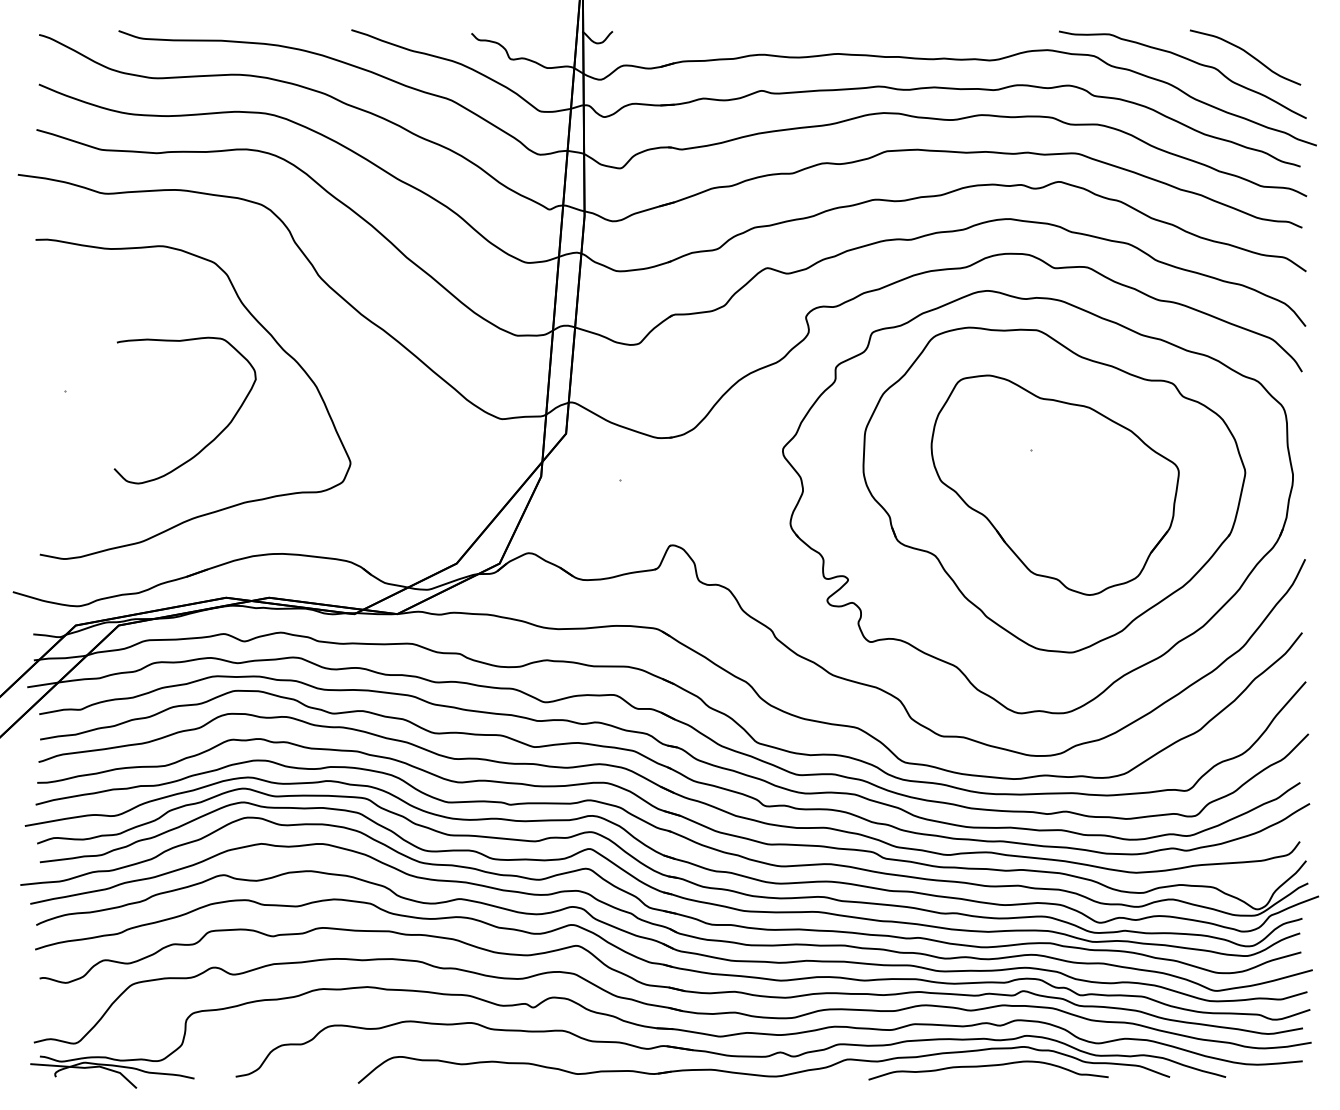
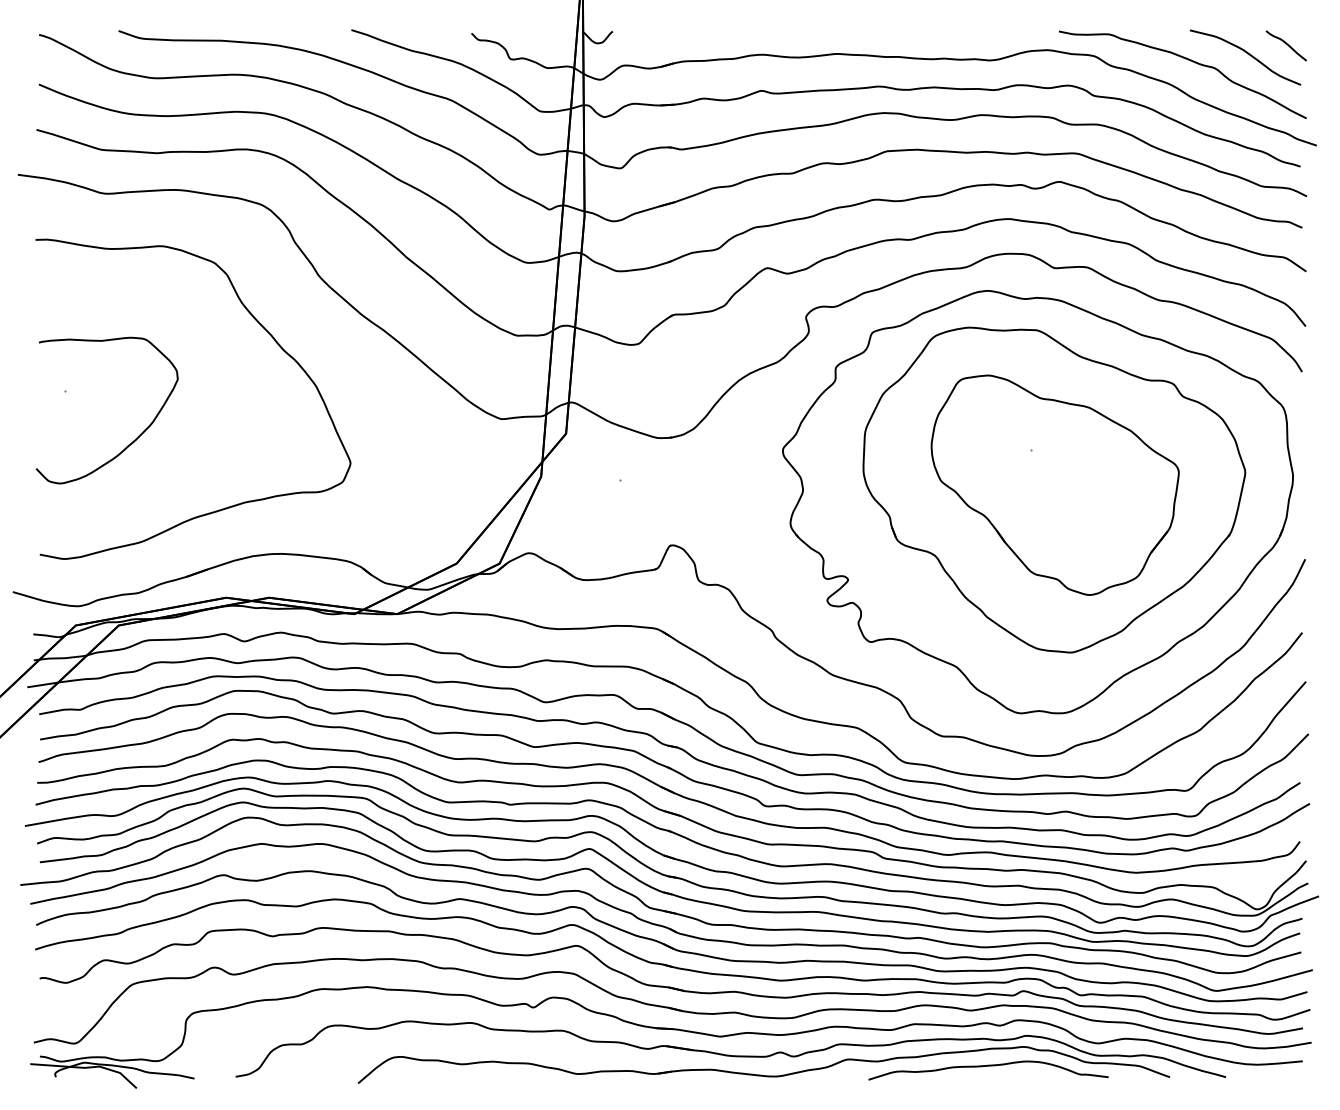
curve: none -> present (1285, 44)
curve position: (213, 438) -> (135, 438) (135, 438)
